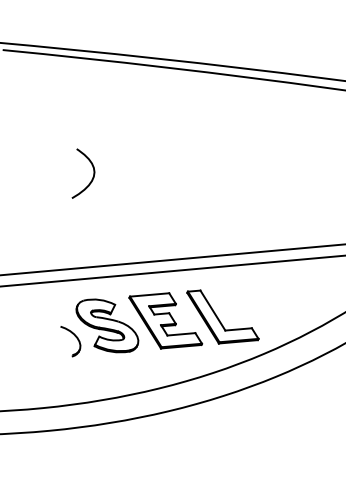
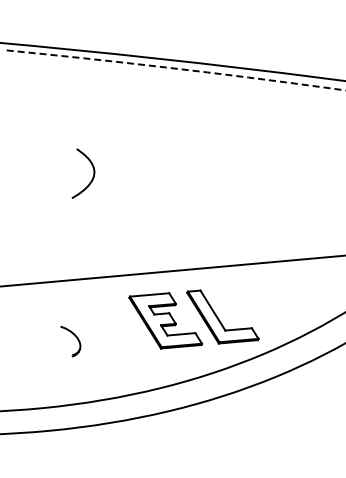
arc: solid -> dashed (173, 68)
line: present -> none (172, 259)
part: present -> none (107, 325)
